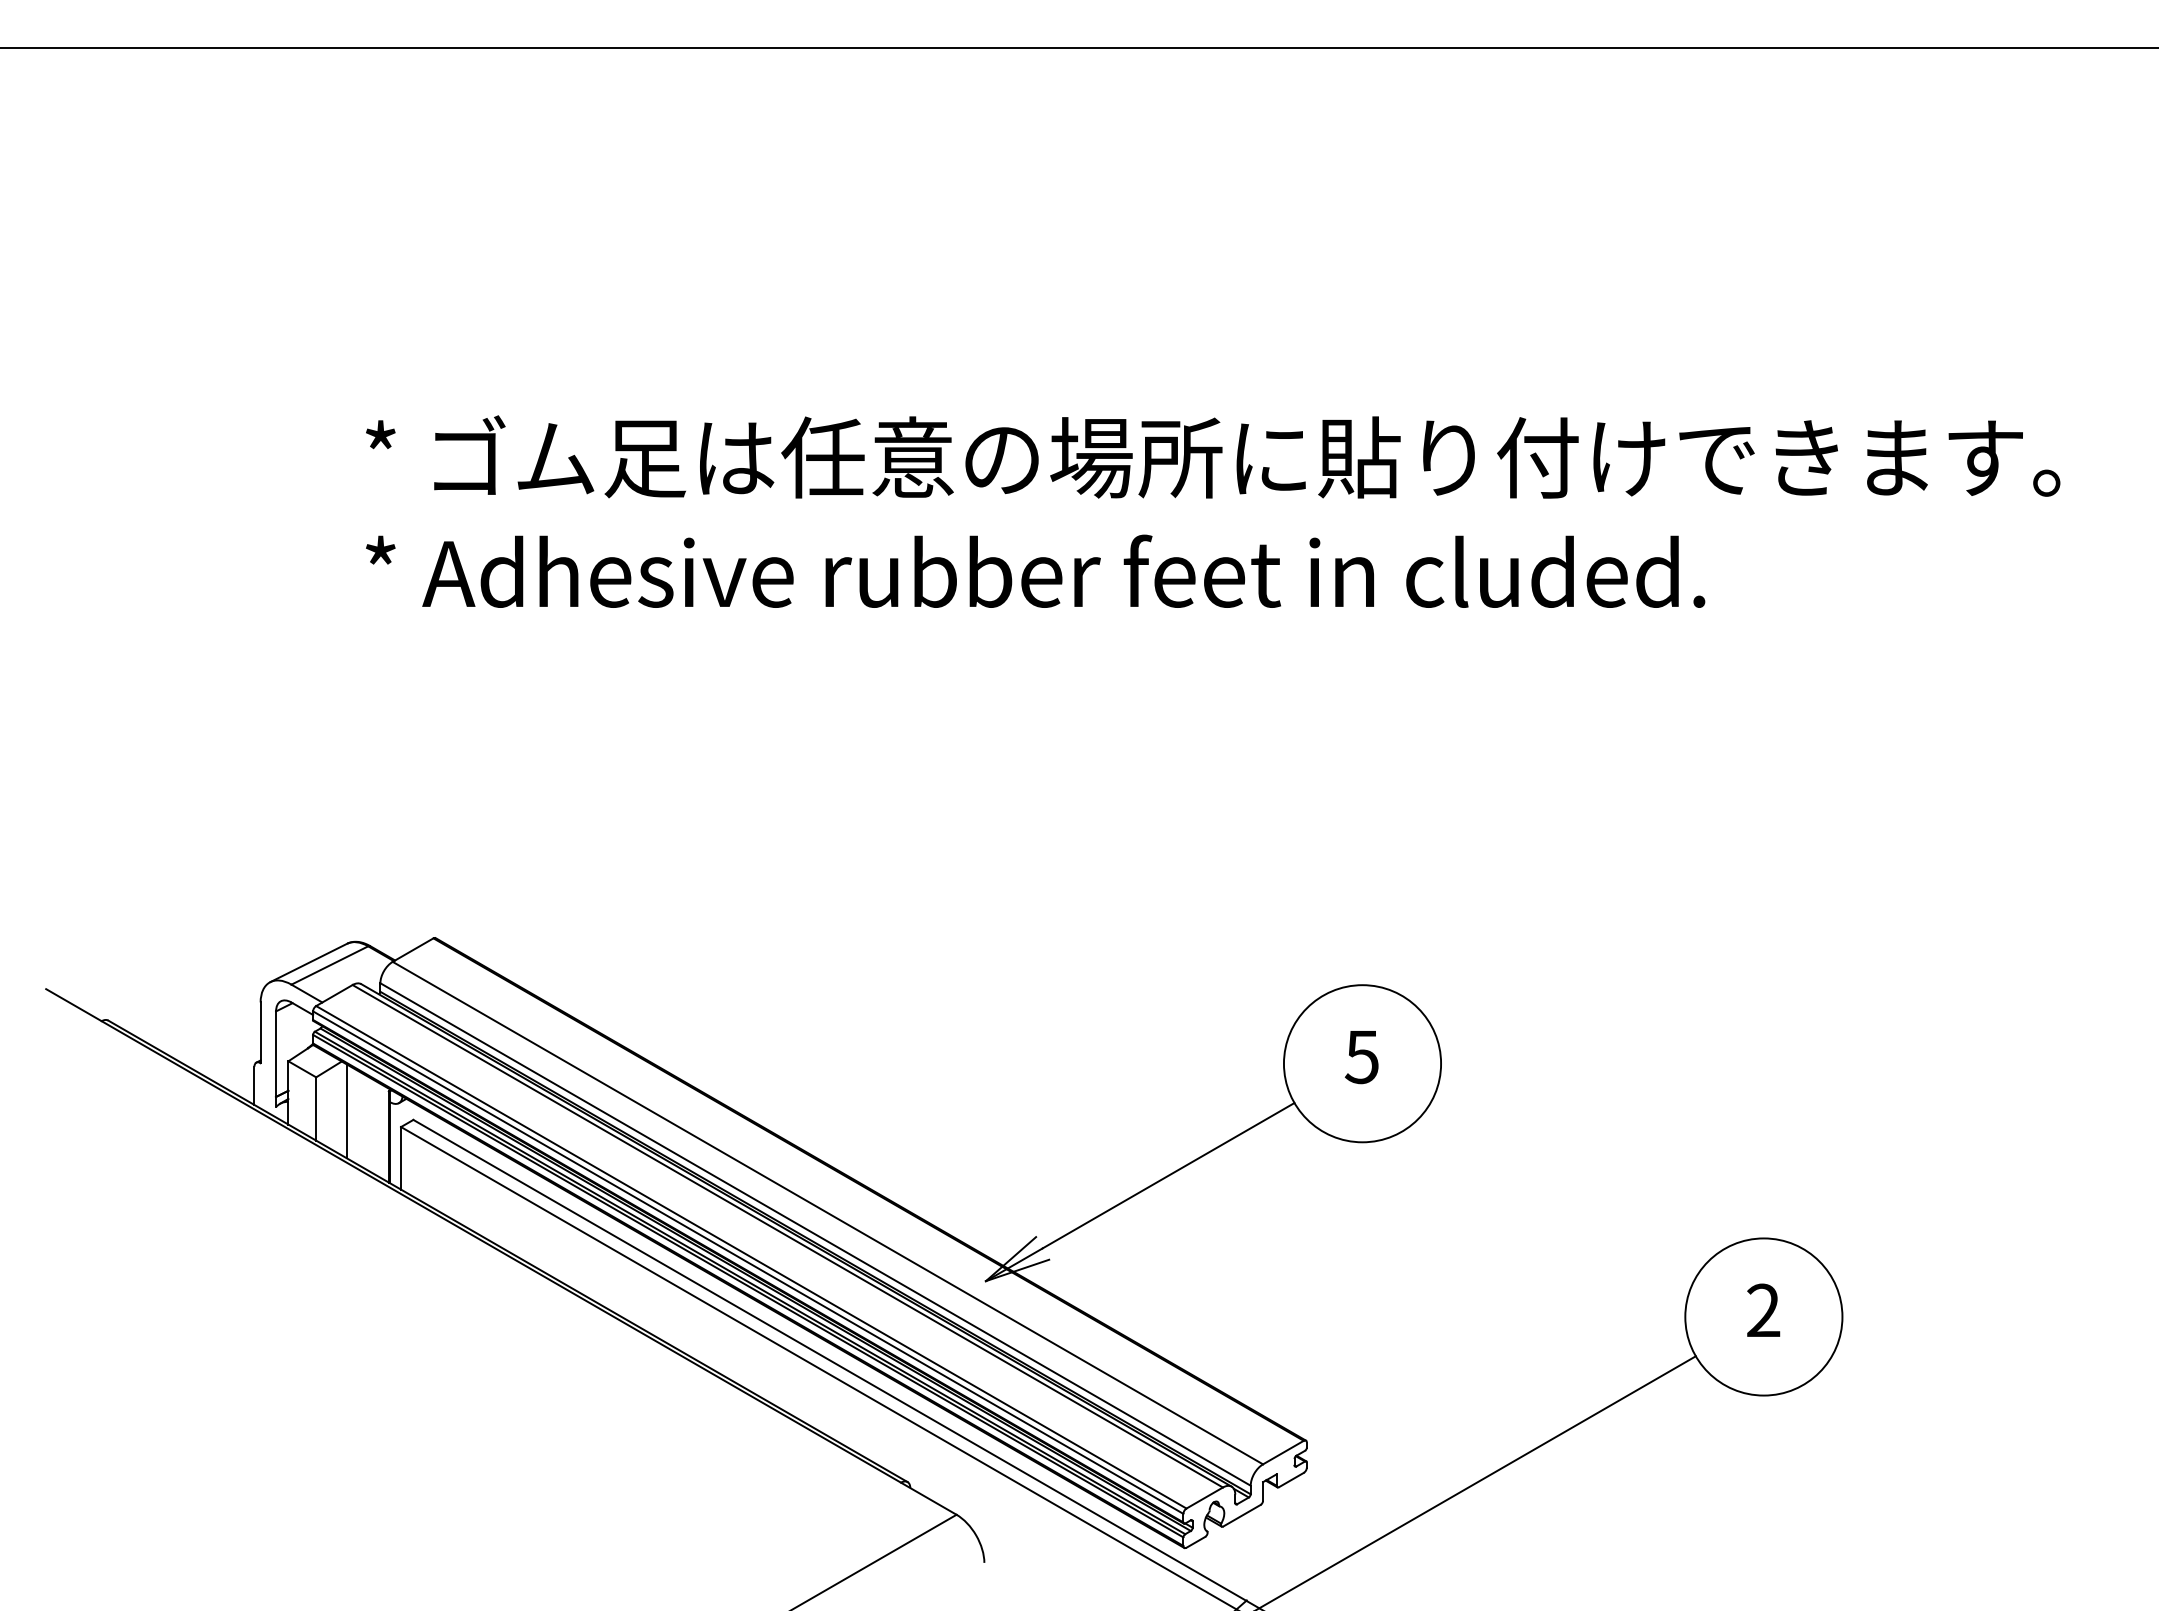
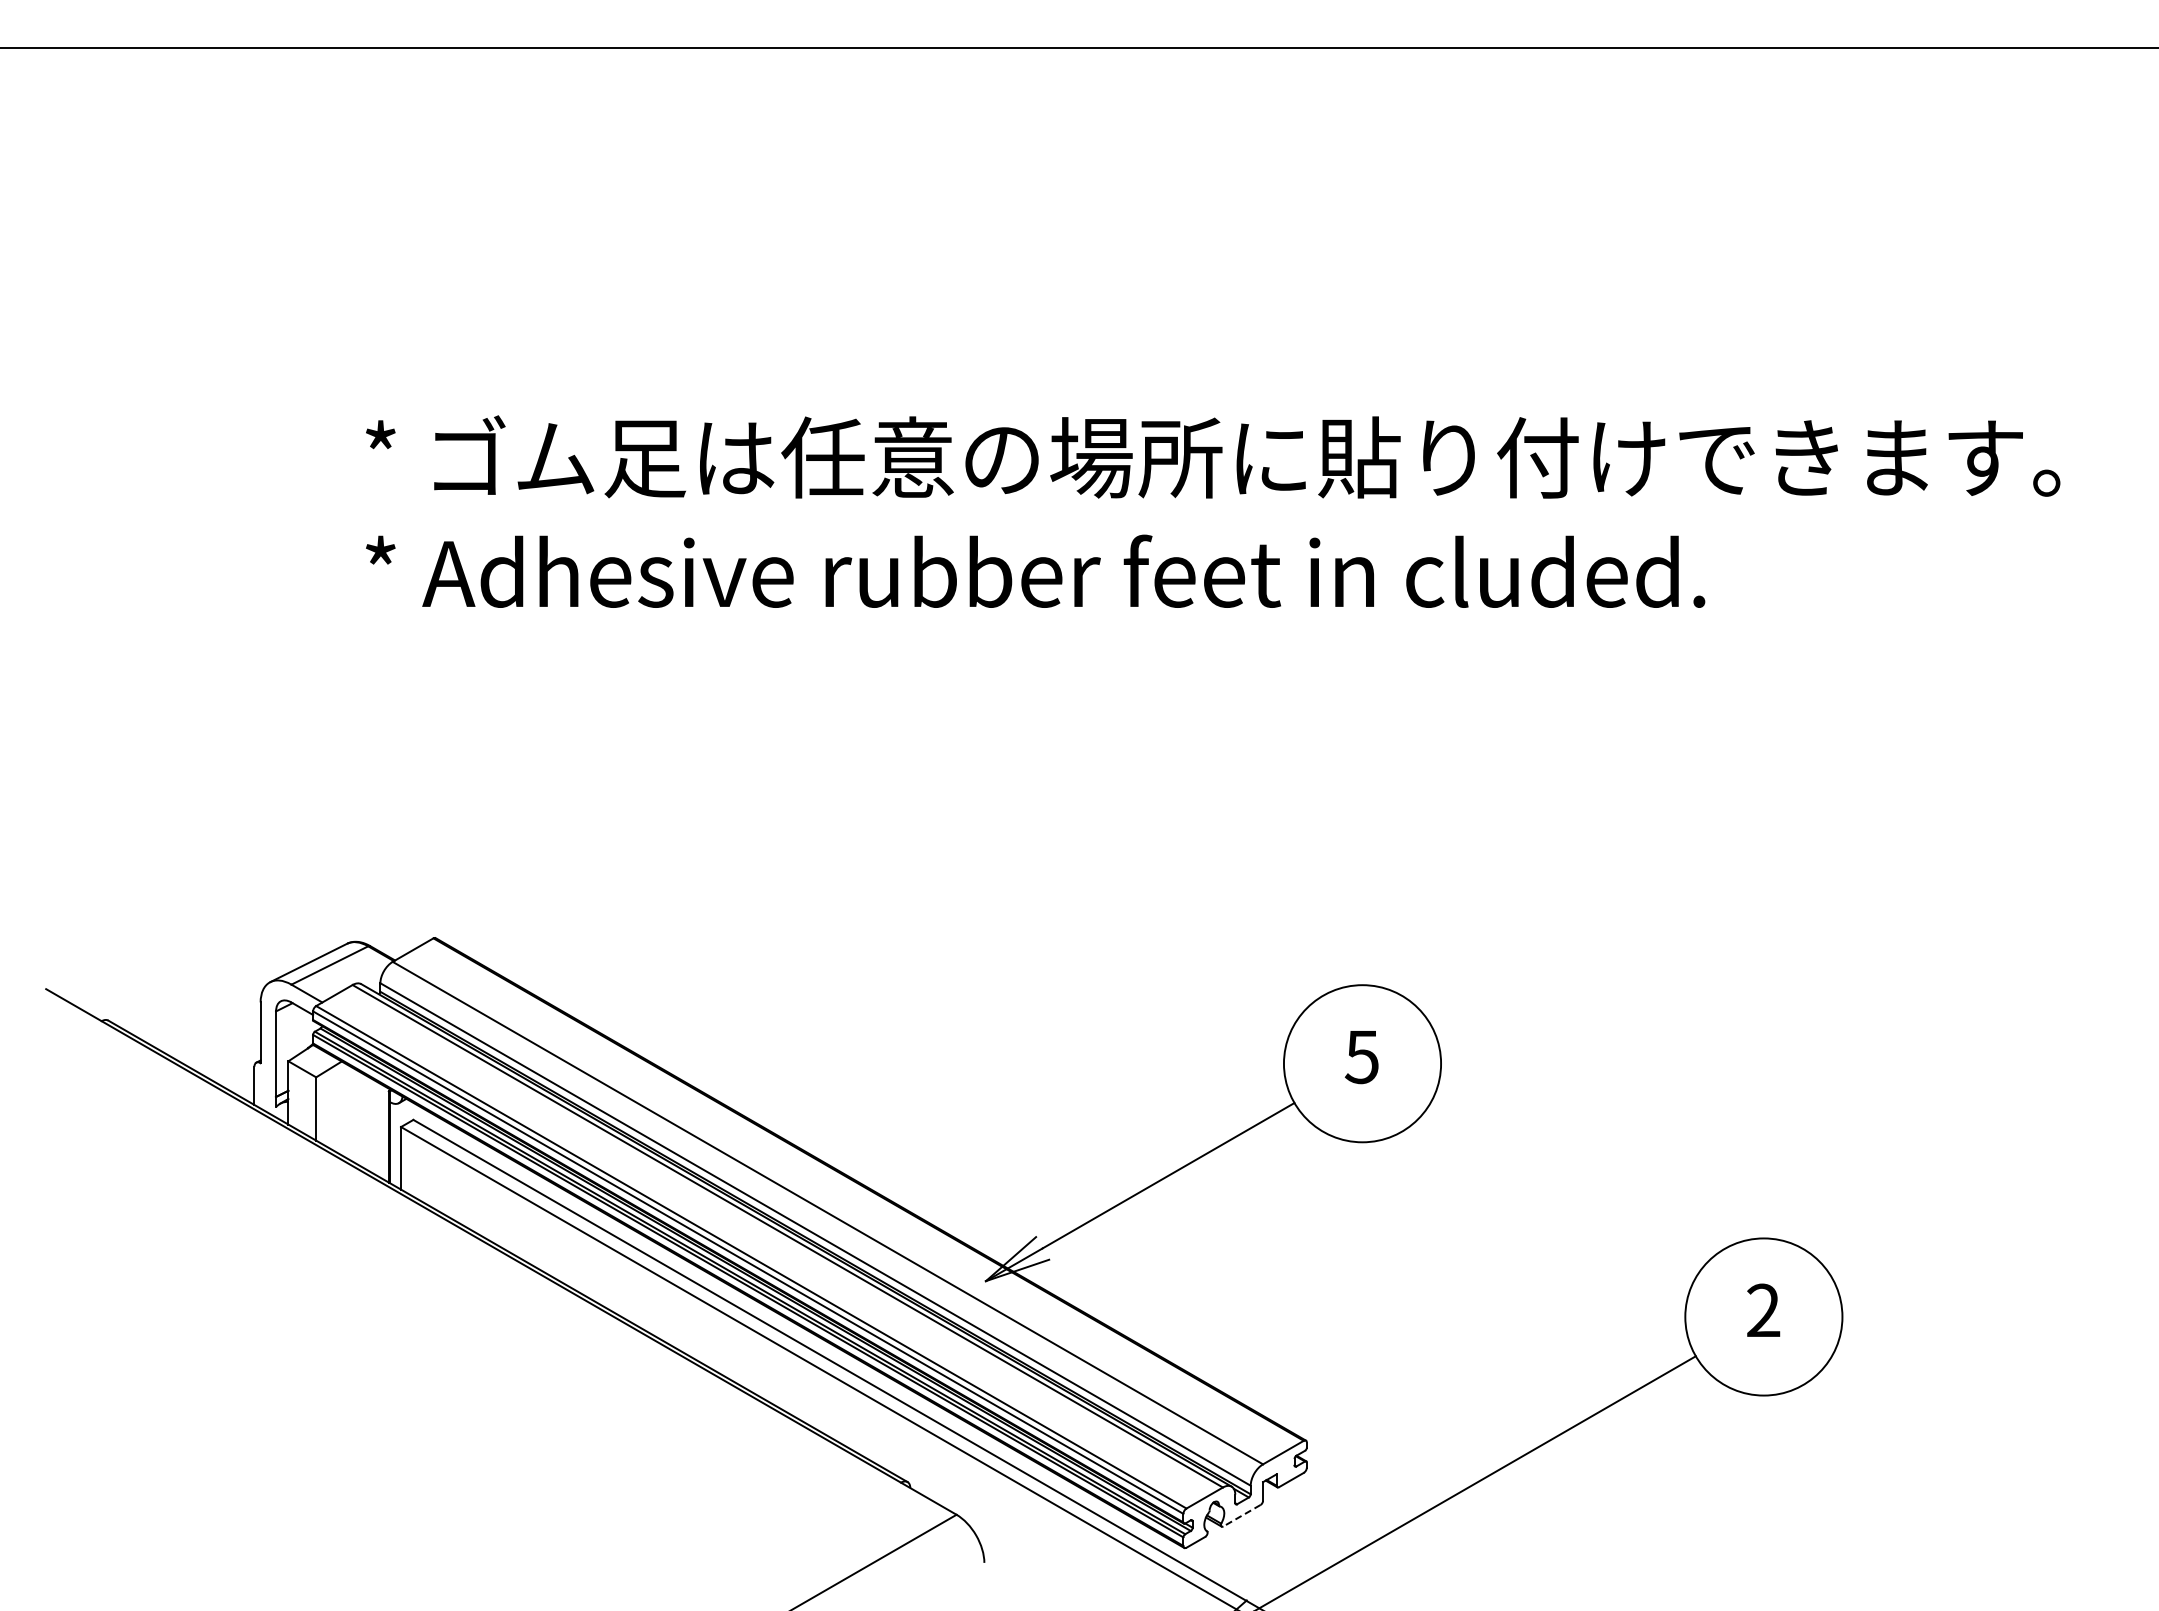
line: present -> none (347, 1111)
line: solid -> dashed (1241, 1515)
